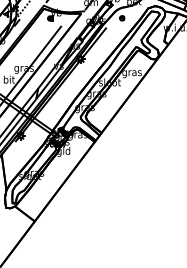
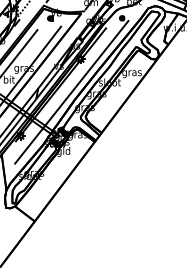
line: none -> present (19, 52)
line: none -> present (71, 92)
